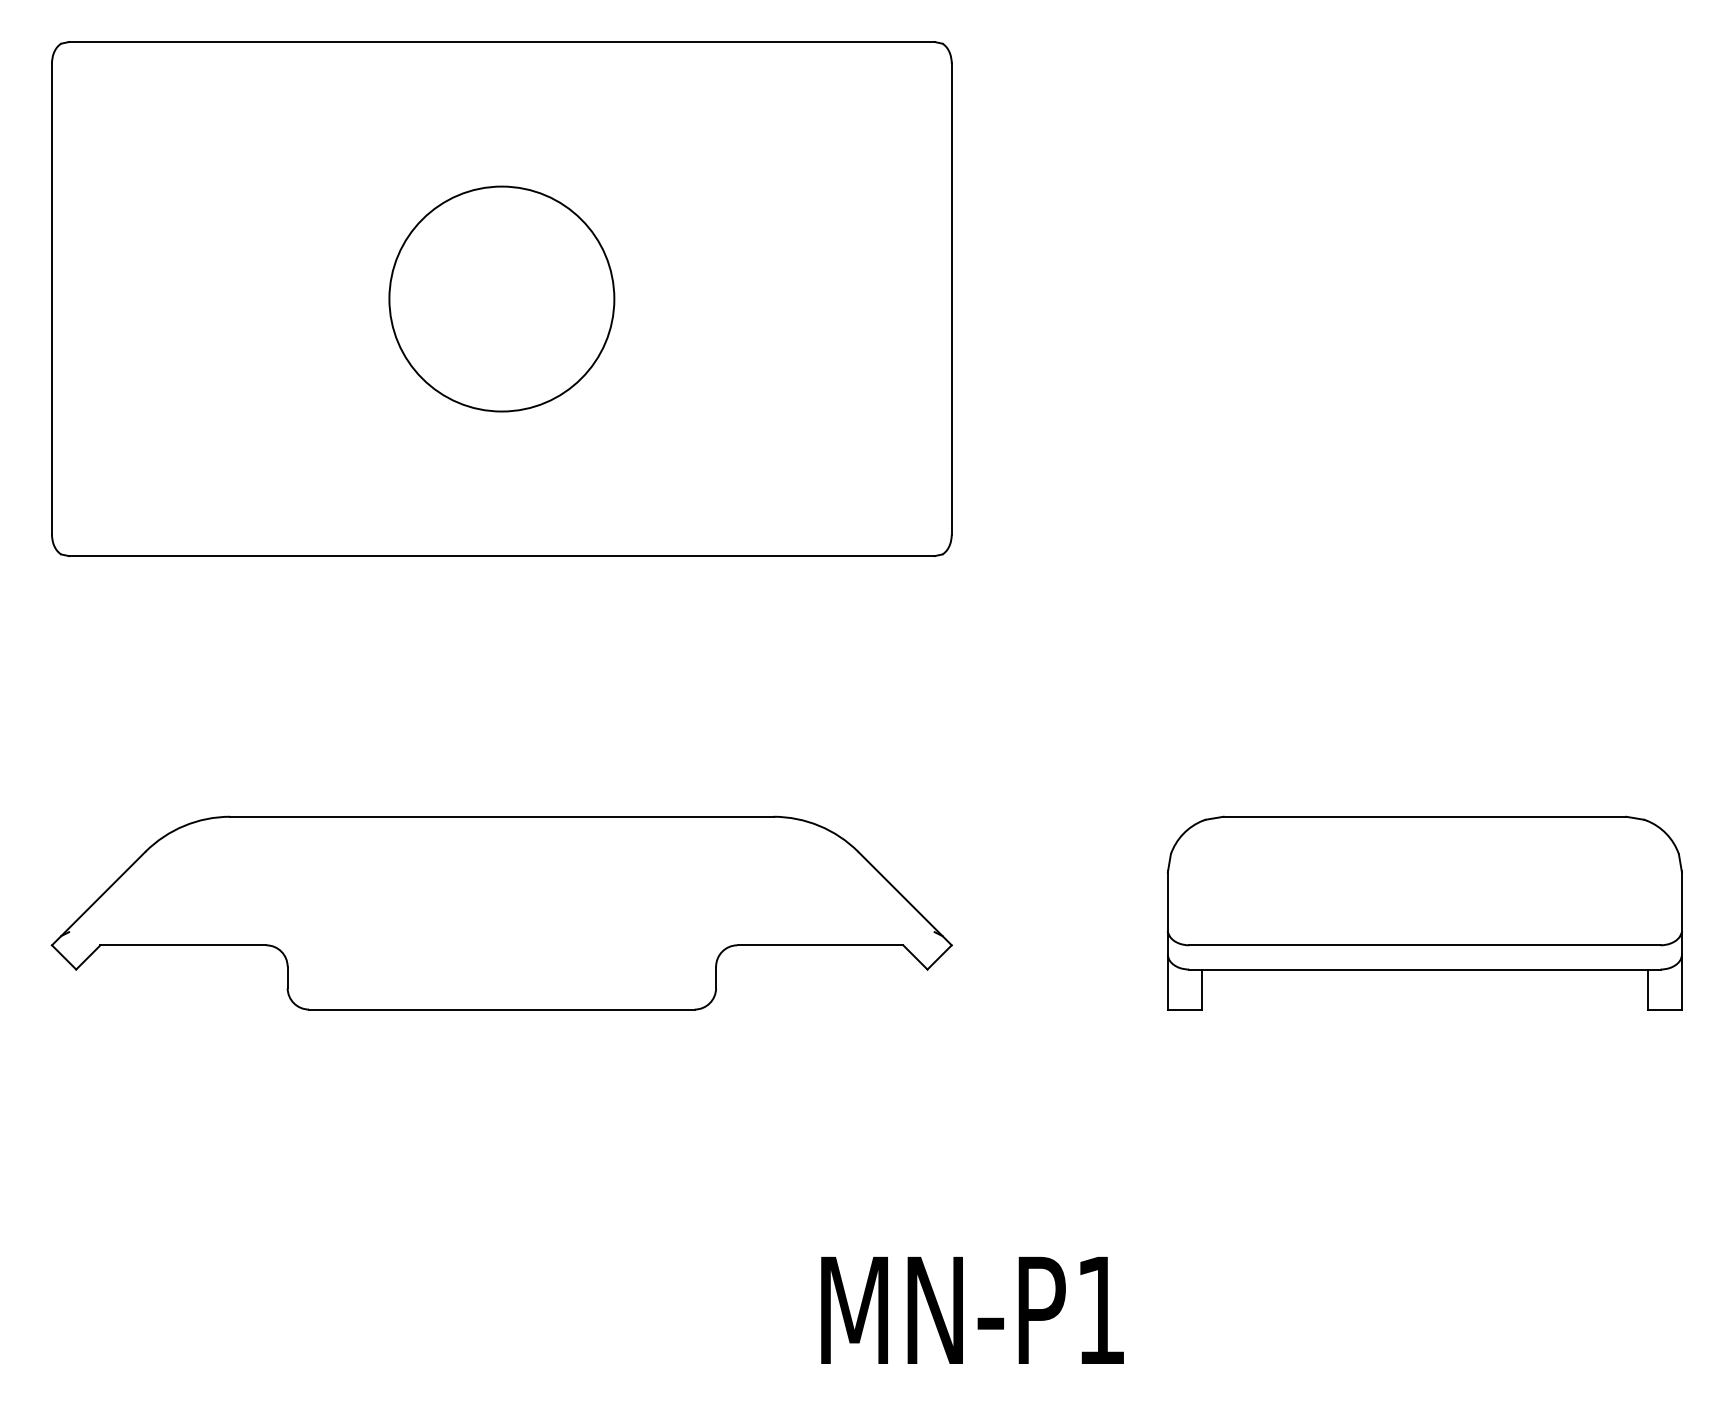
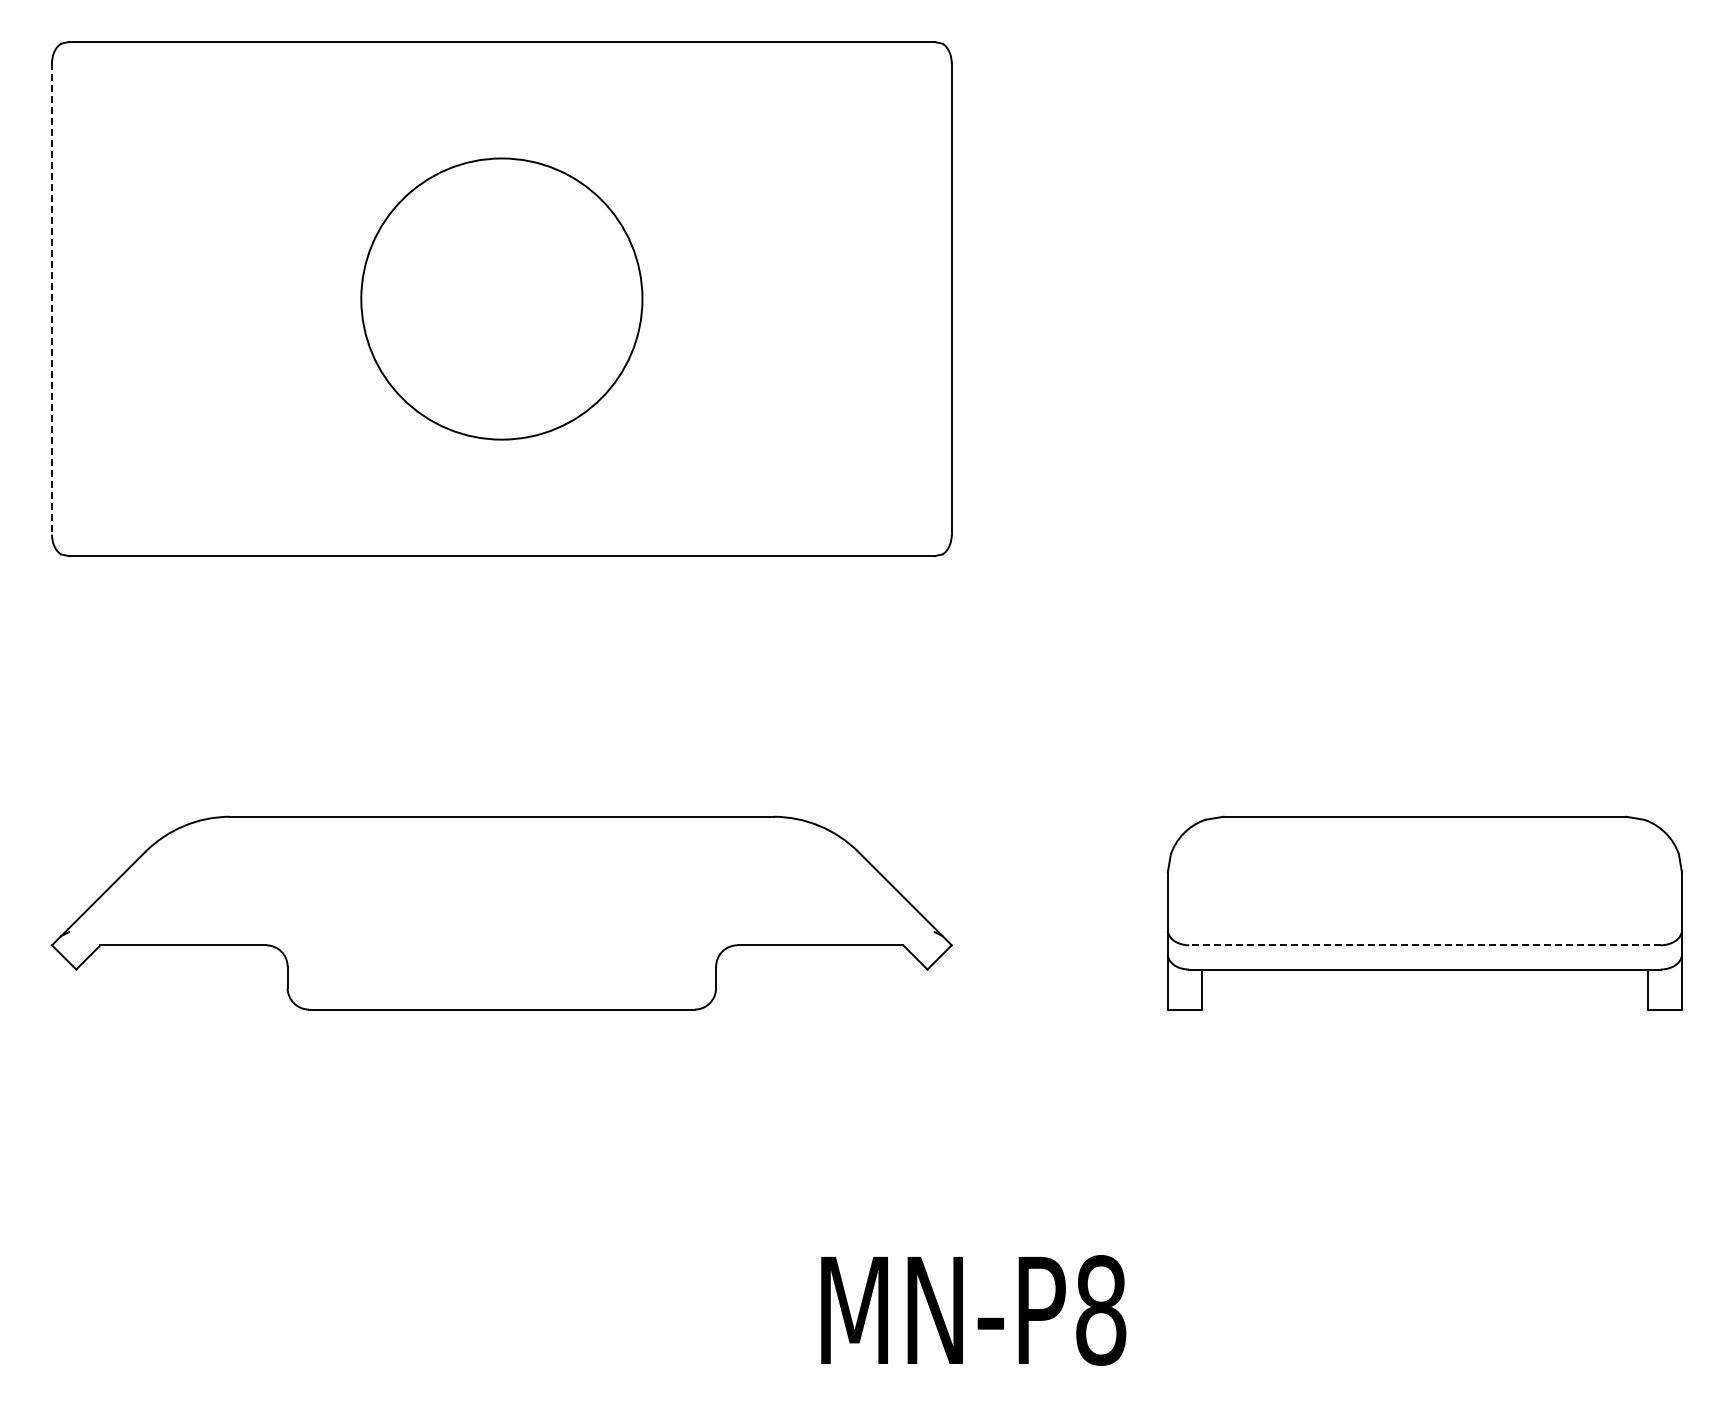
circle diameter: 225 px -> 281 px (501, 298)
line: solid -> dashed (52, 299)
line: solid -> dashed (1424, 945)
text: MN-P1 -> MN-P8 (1101, 1310)
